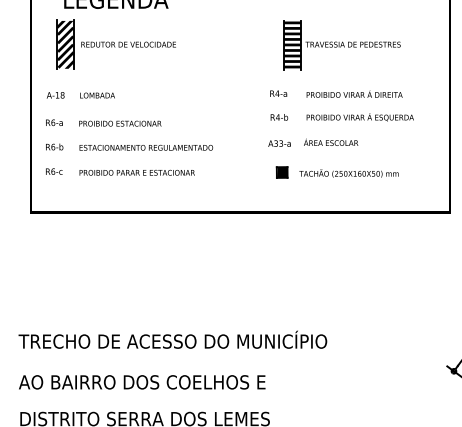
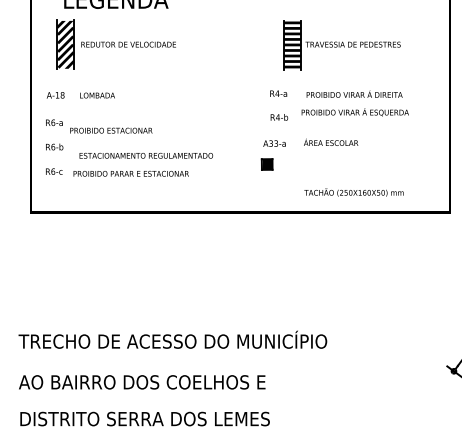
text position: (359, 117) -> (354, 112) (354, 112)
text position: (120, 123) -> (111, 130) (111, 130)
text position: (279, 143) -> (274, 143) (274, 143)
text position: (146, 147) -> (146, 155) (146, 155)
text position: (136, 172) -> (130, 173) (130, 173)
part position: (281, 172) -> (266, 164) (266, 164)
text position: (348, 173) -> (353, 192) (353, 192)
